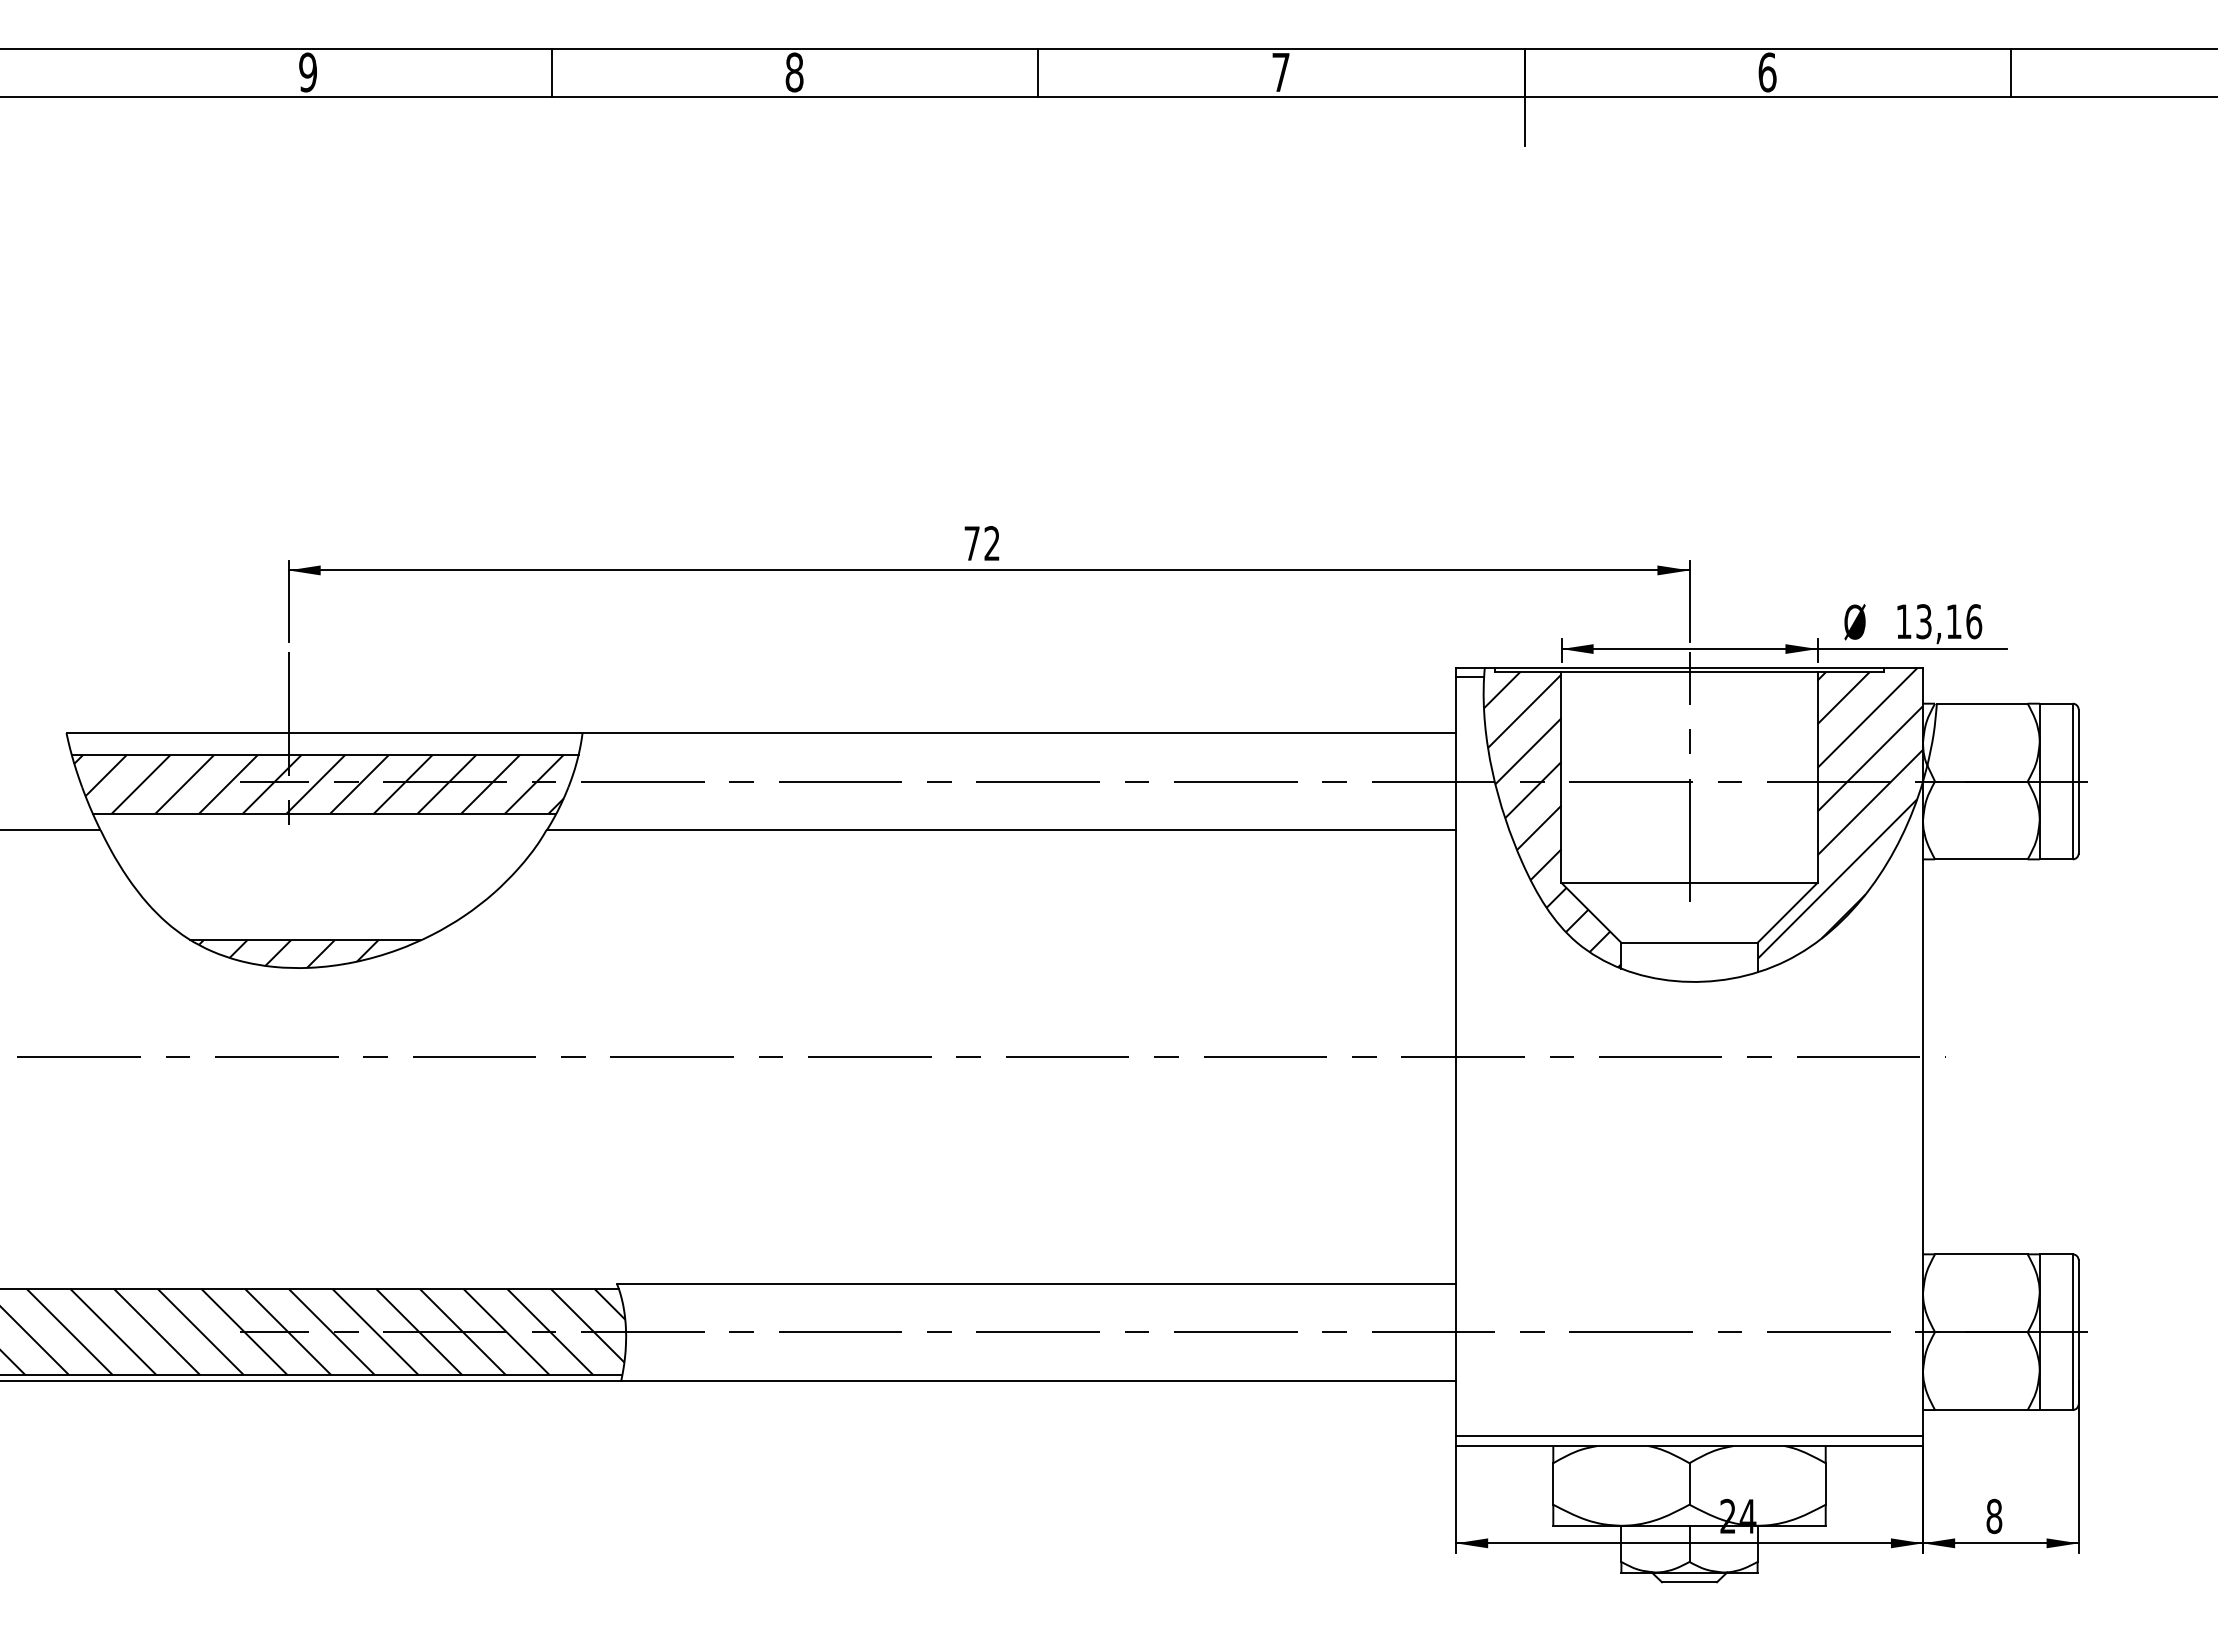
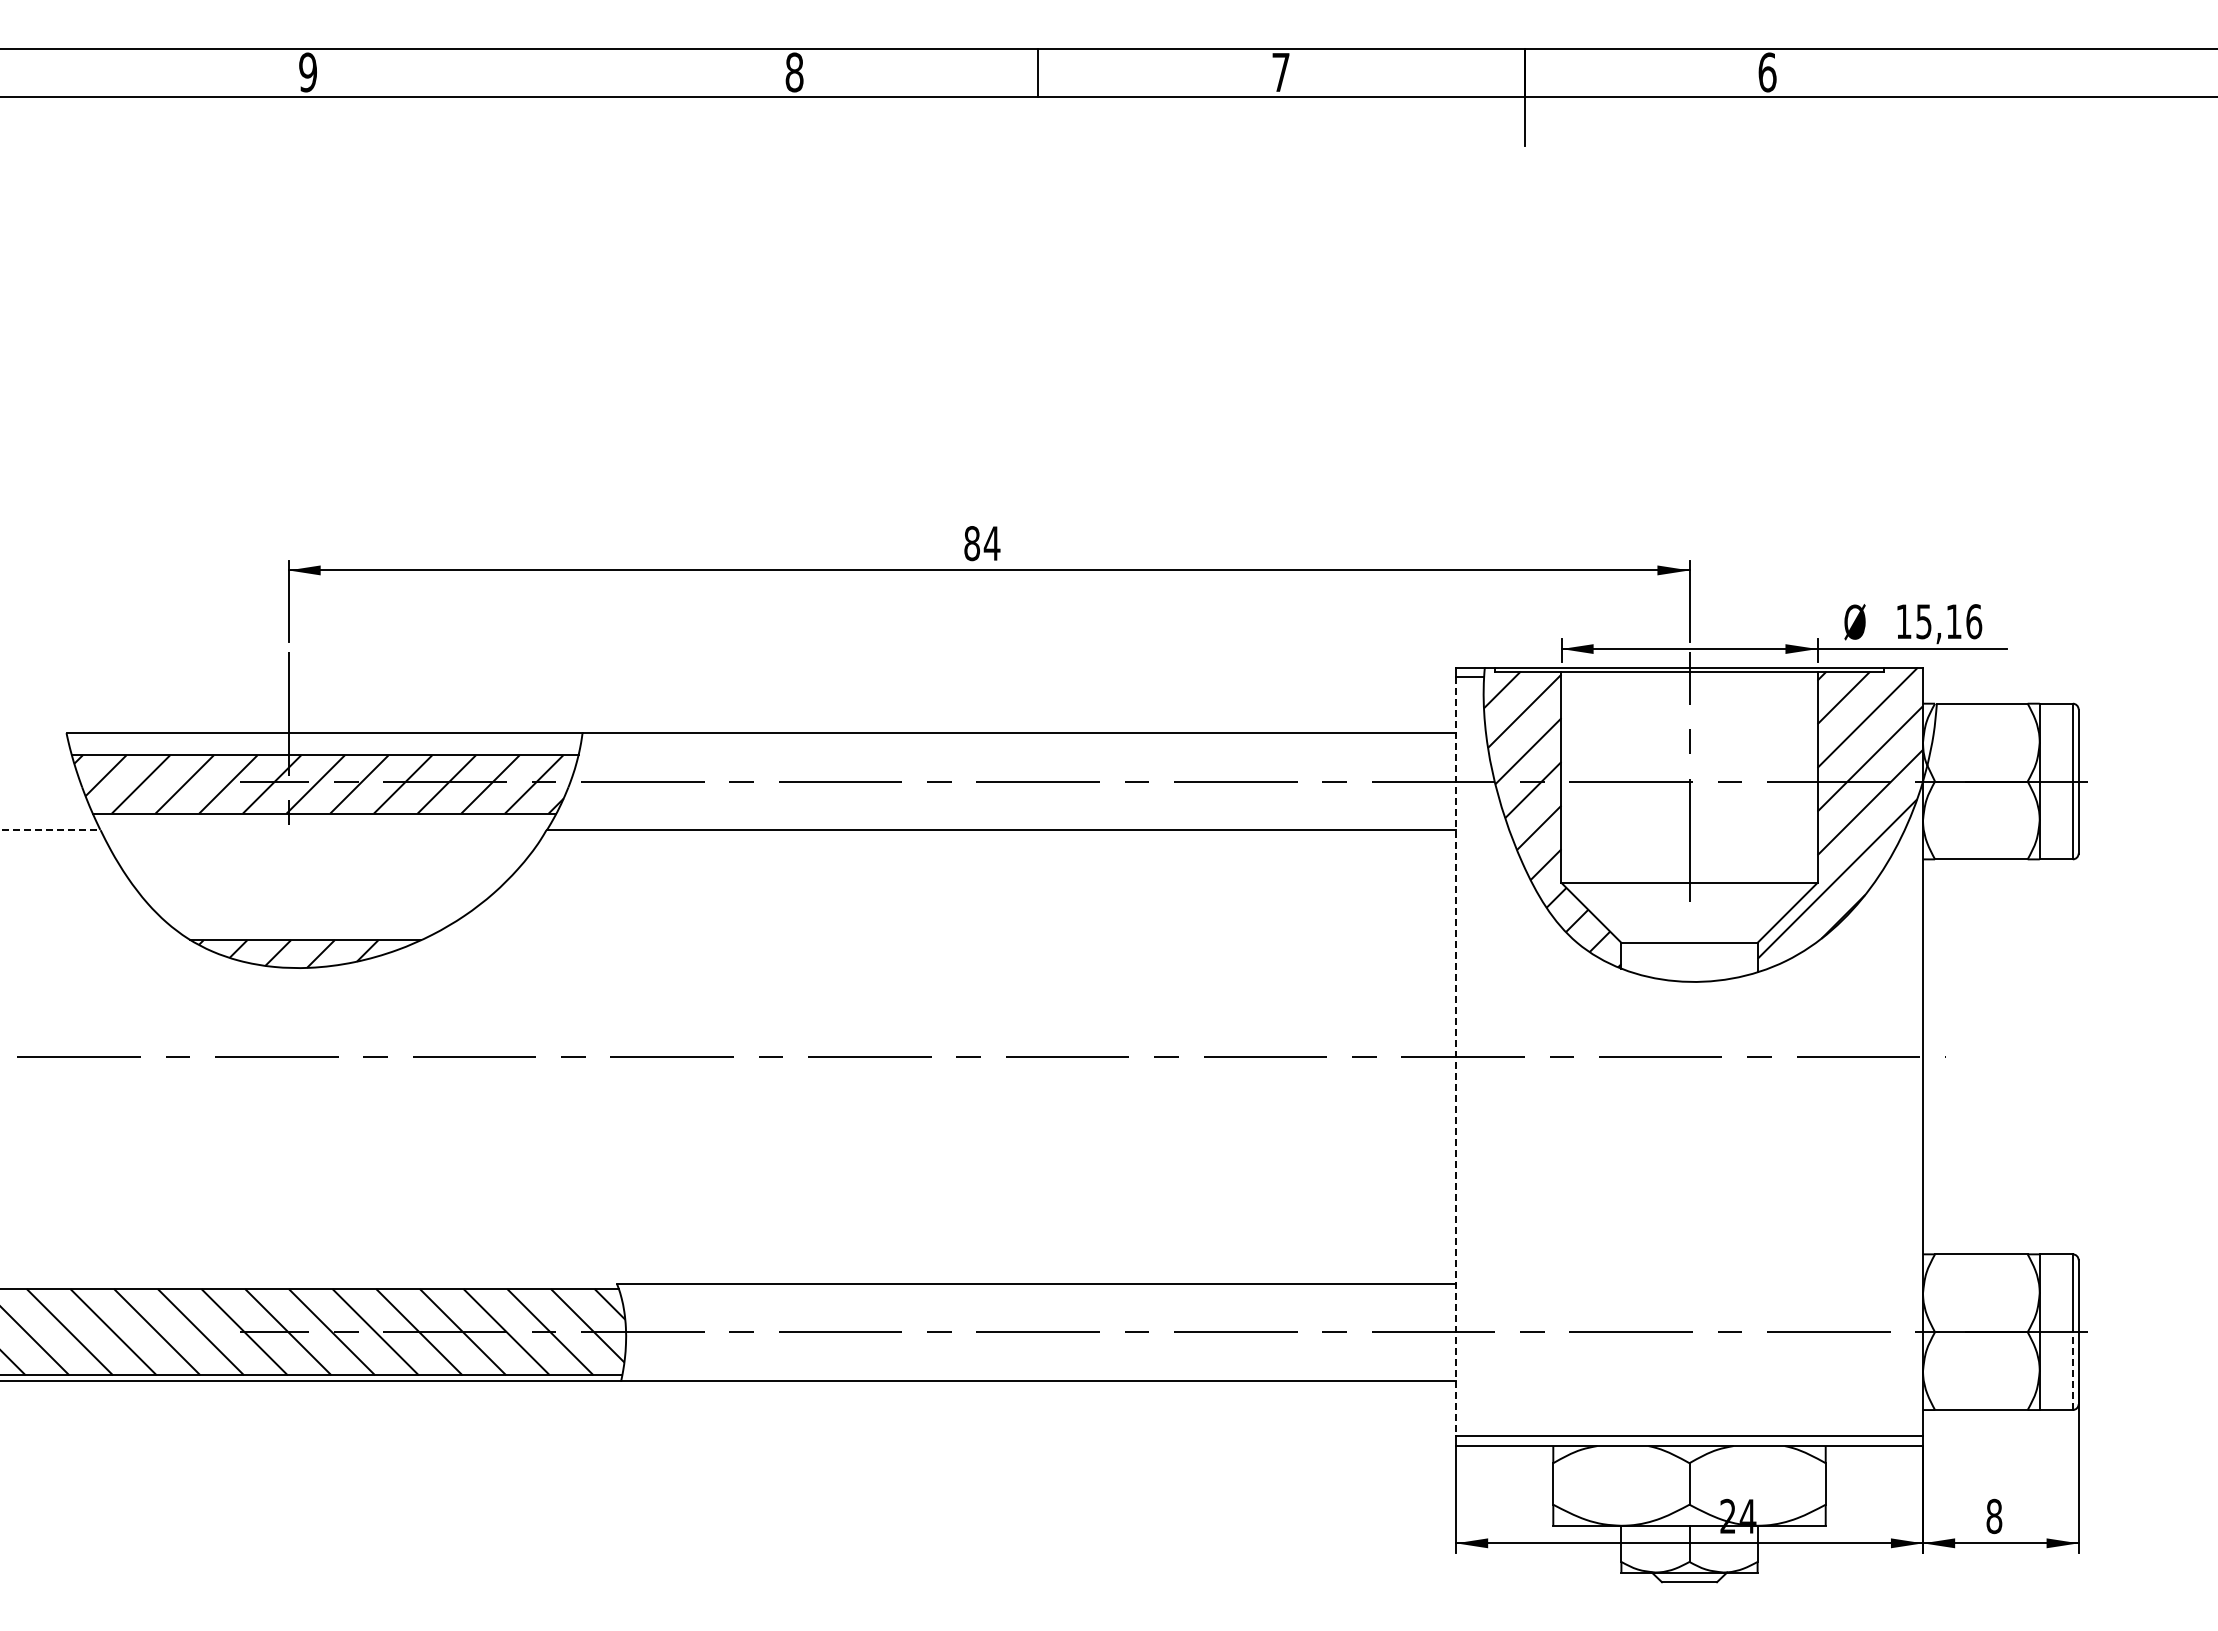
line: present -> none (551, 72)
line: present -> none (2011, 72)
text: 72 -> 84 (982, 543)
text: 13,16 -> 15,16 (1924, 621)
line: solid -> dashed (50, 830)
line: solid -> dashed (1456, 1057)
line: solid -> dashed (2072, 1371)
